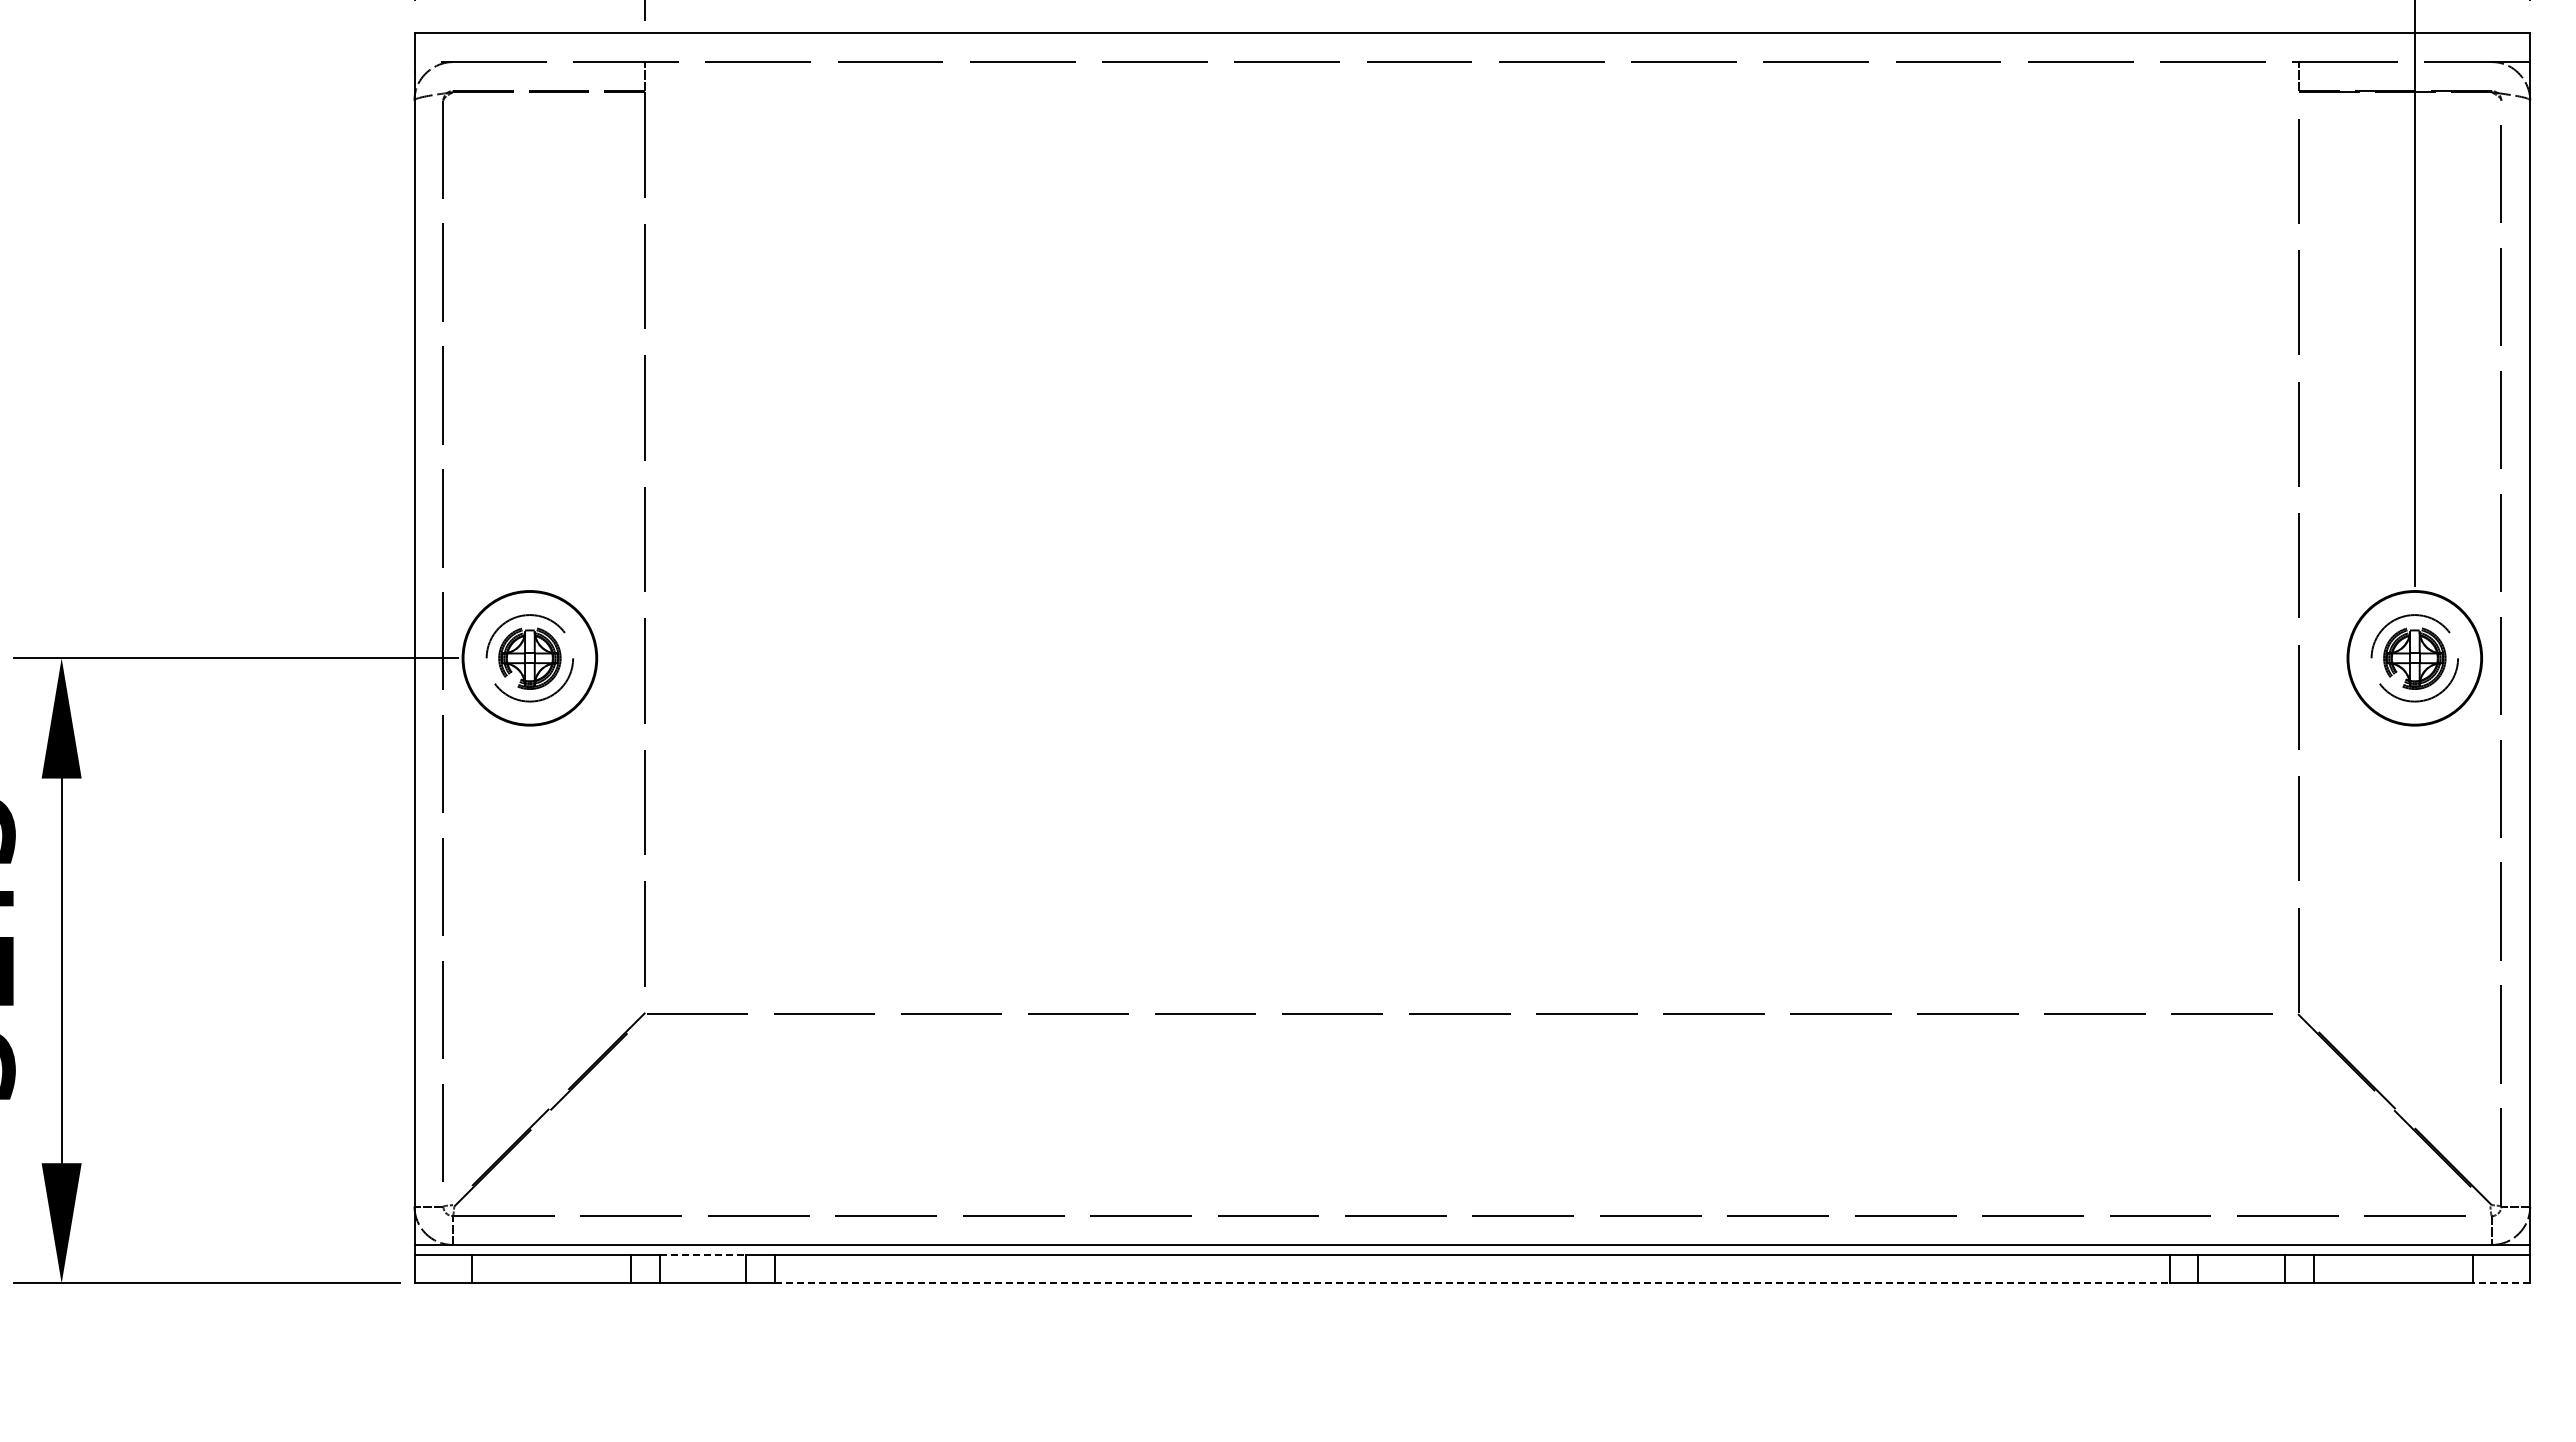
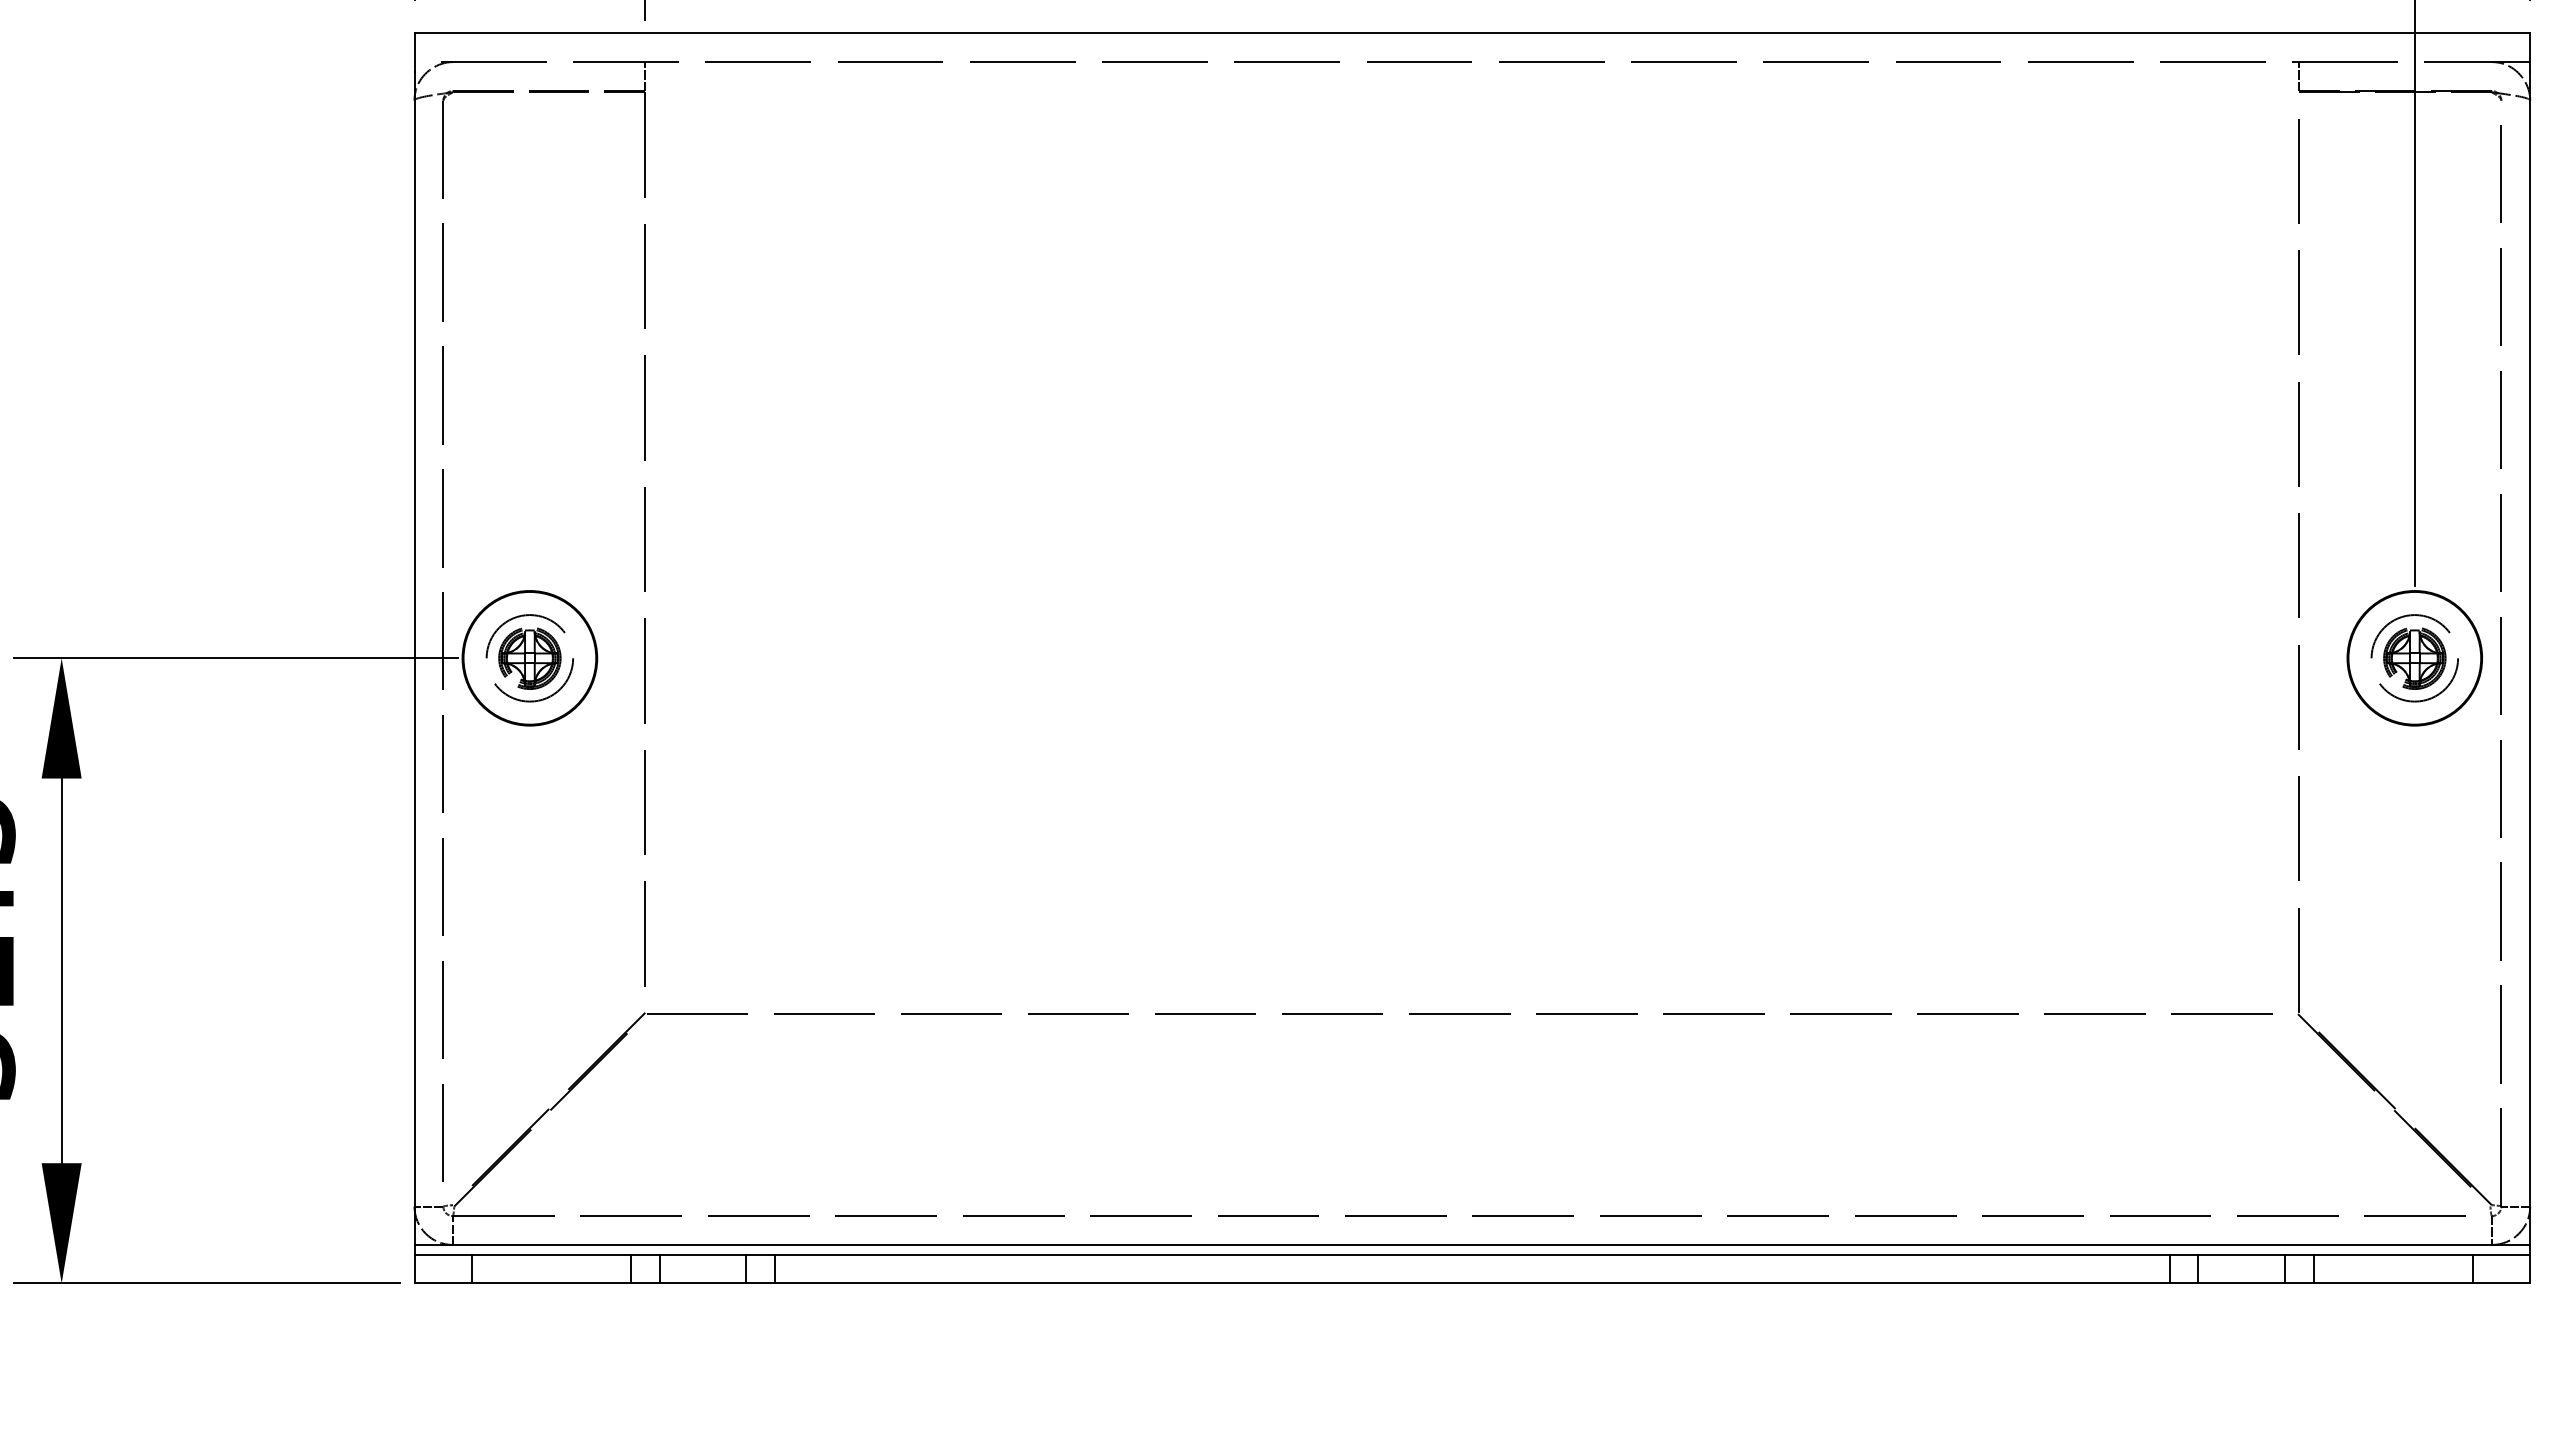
line: dashed -> solid (703, 1254)
line: dashed -> solid (1472, 1283)
line: dashed -> solid (2501, 1283)
